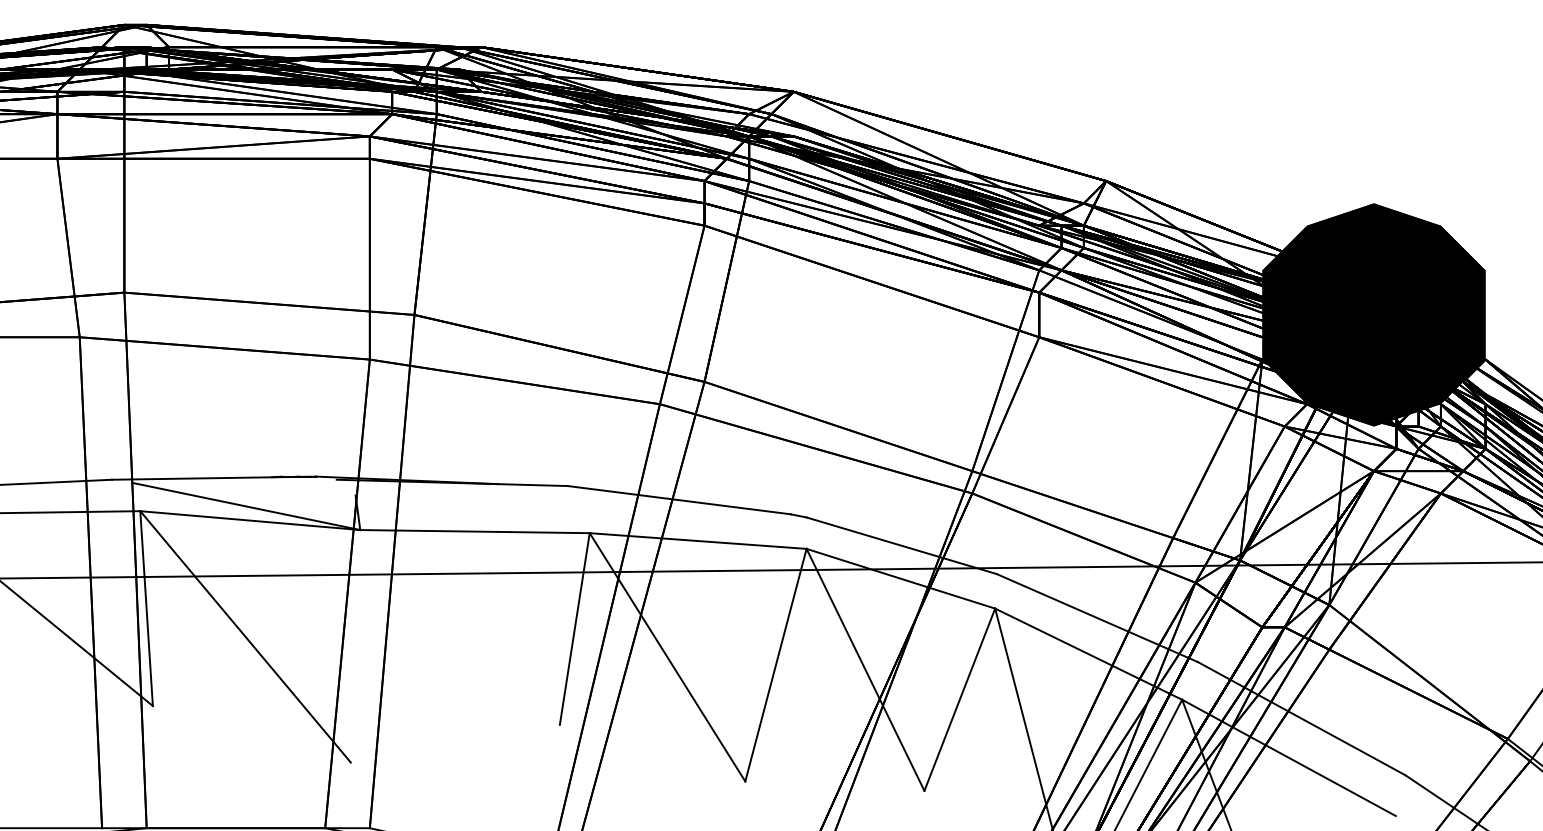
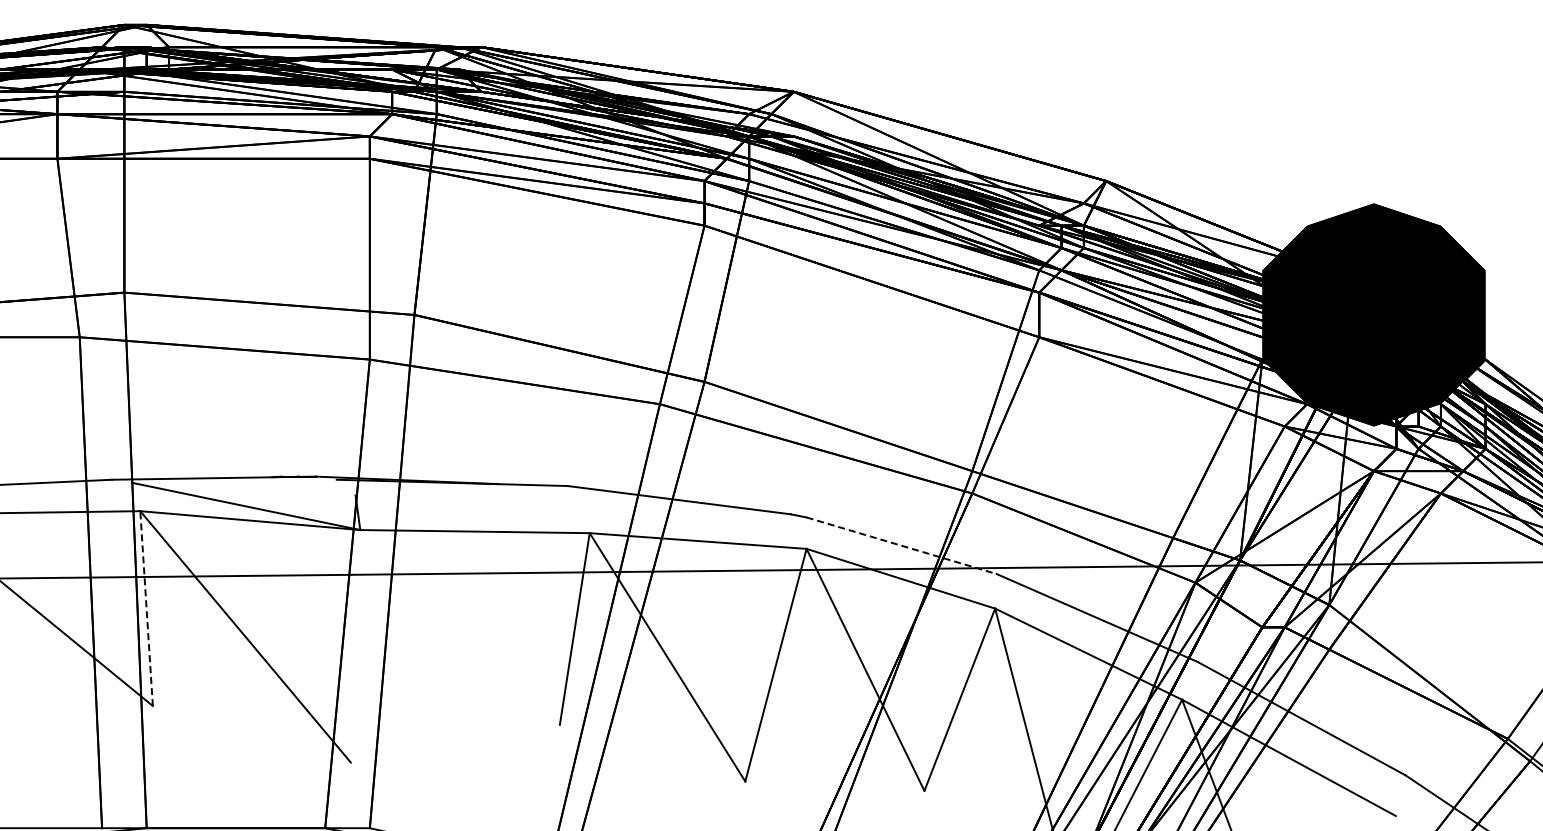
line: solid -> dashed (902, 545)
line: solid -> dashed (146, 608)
